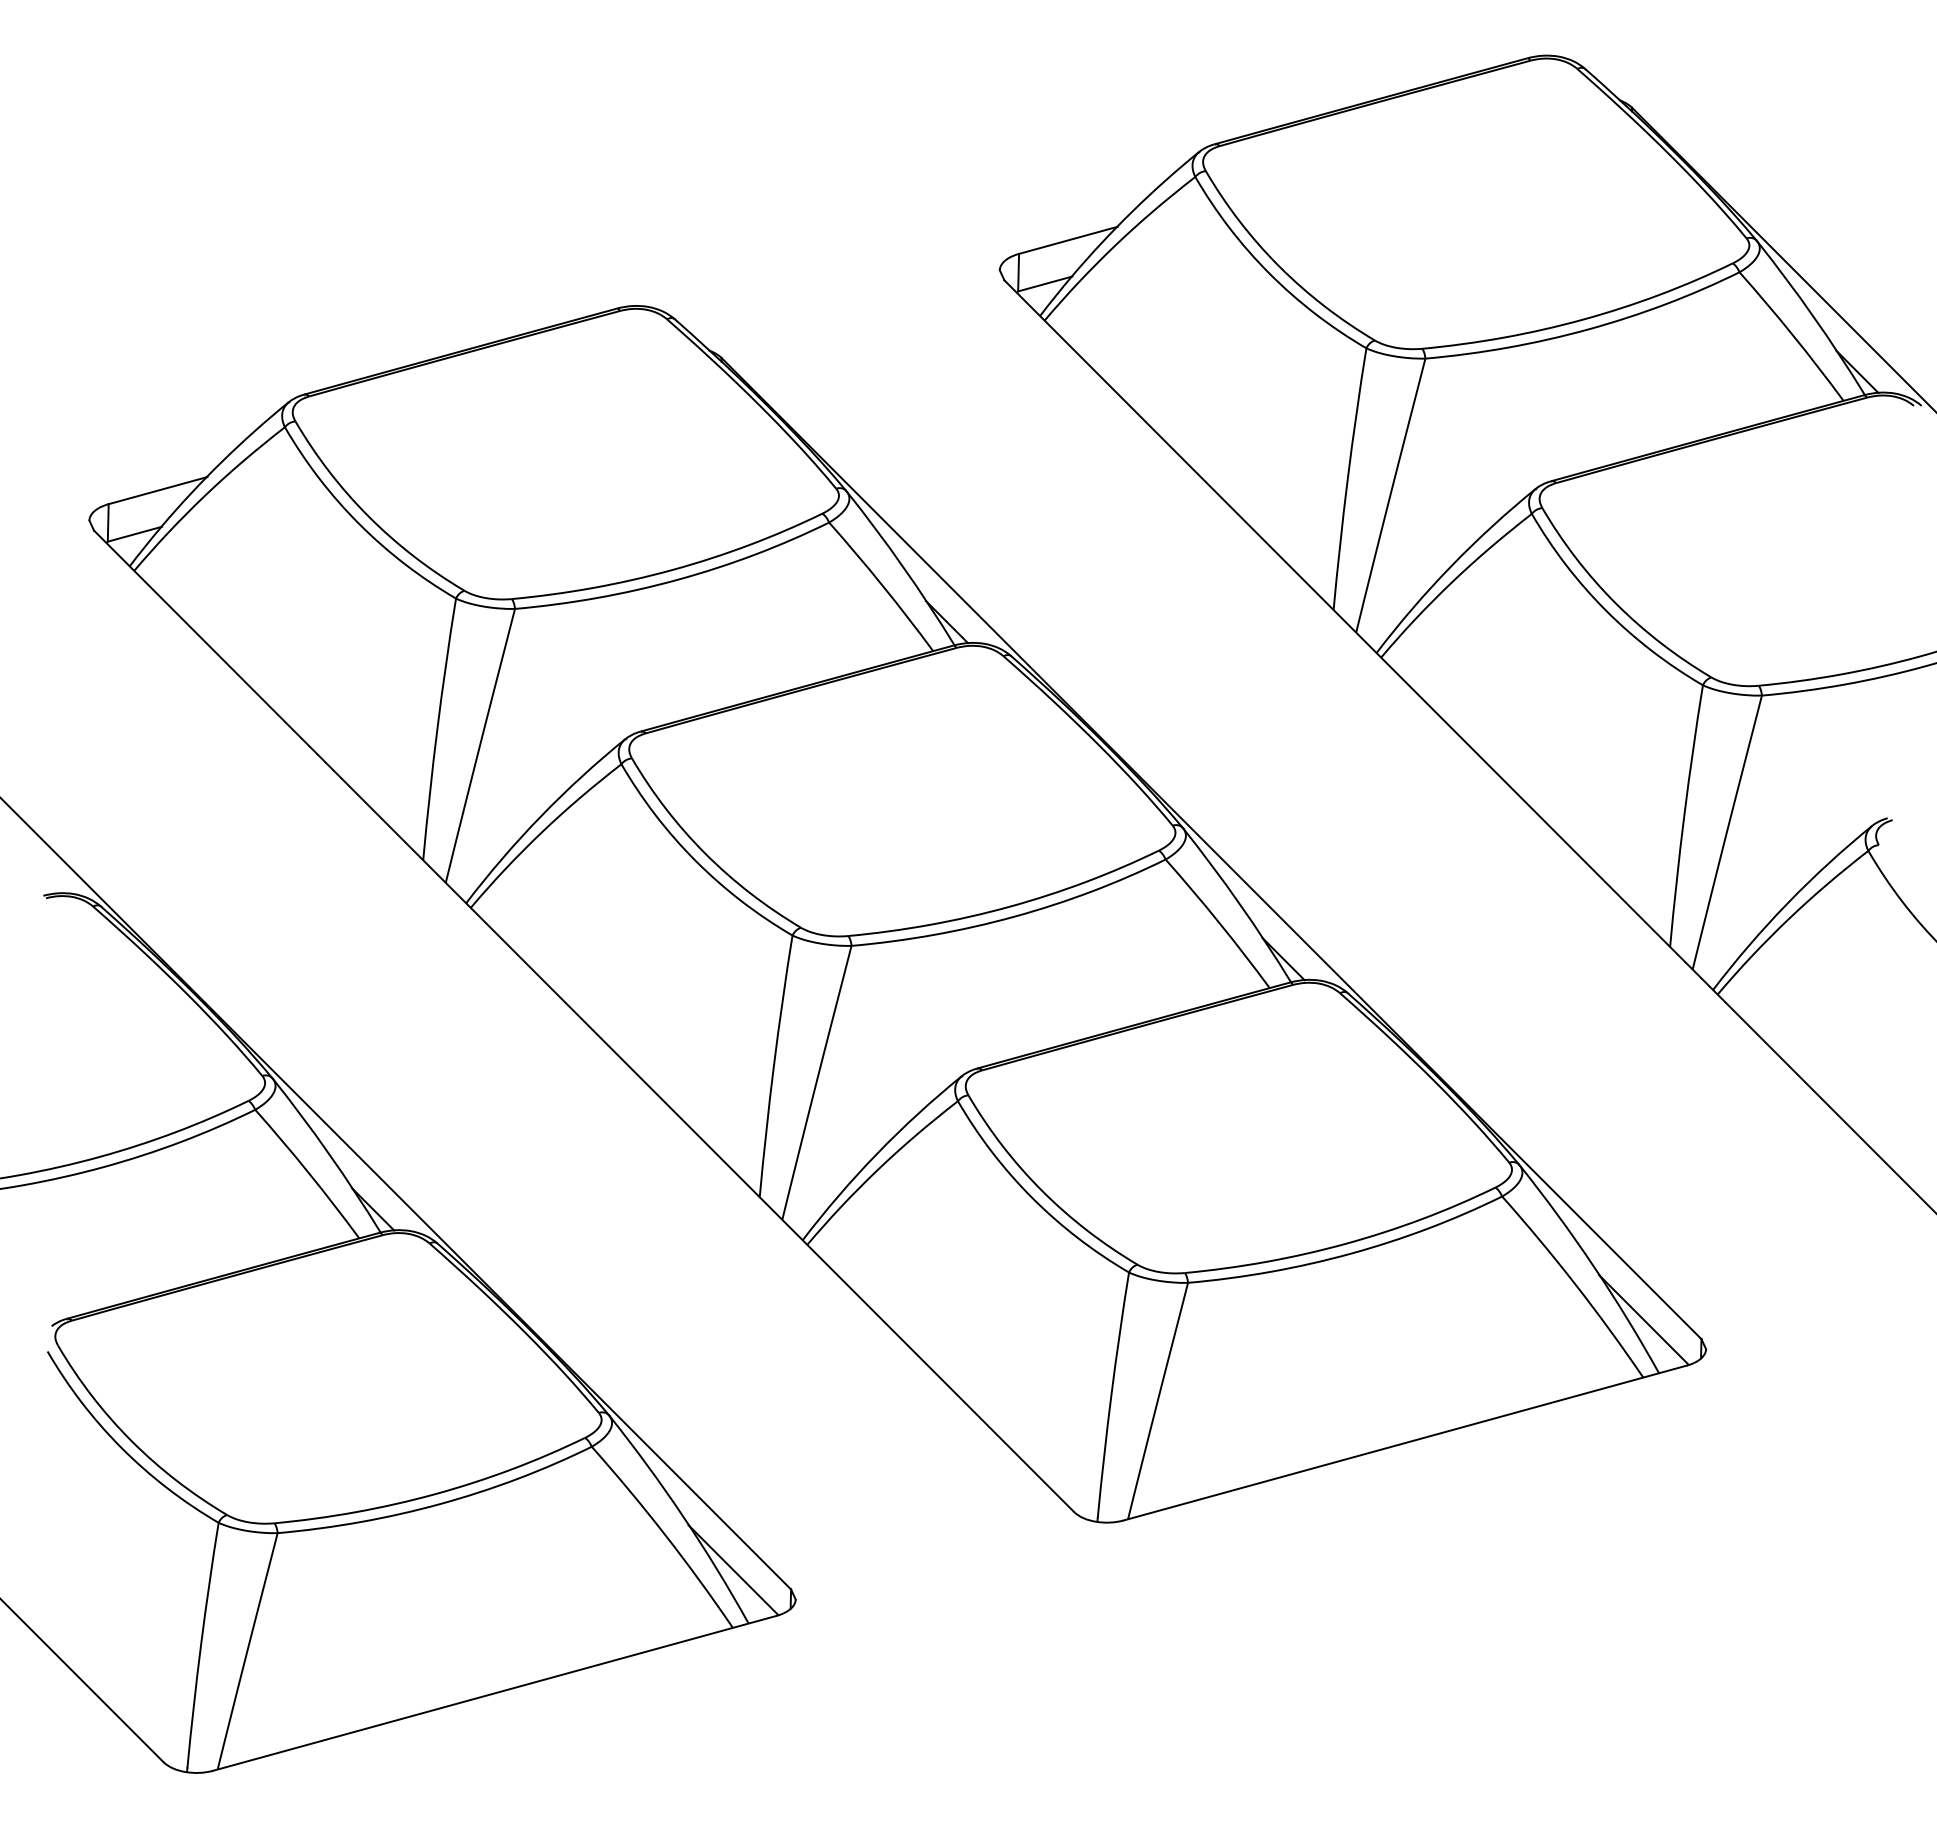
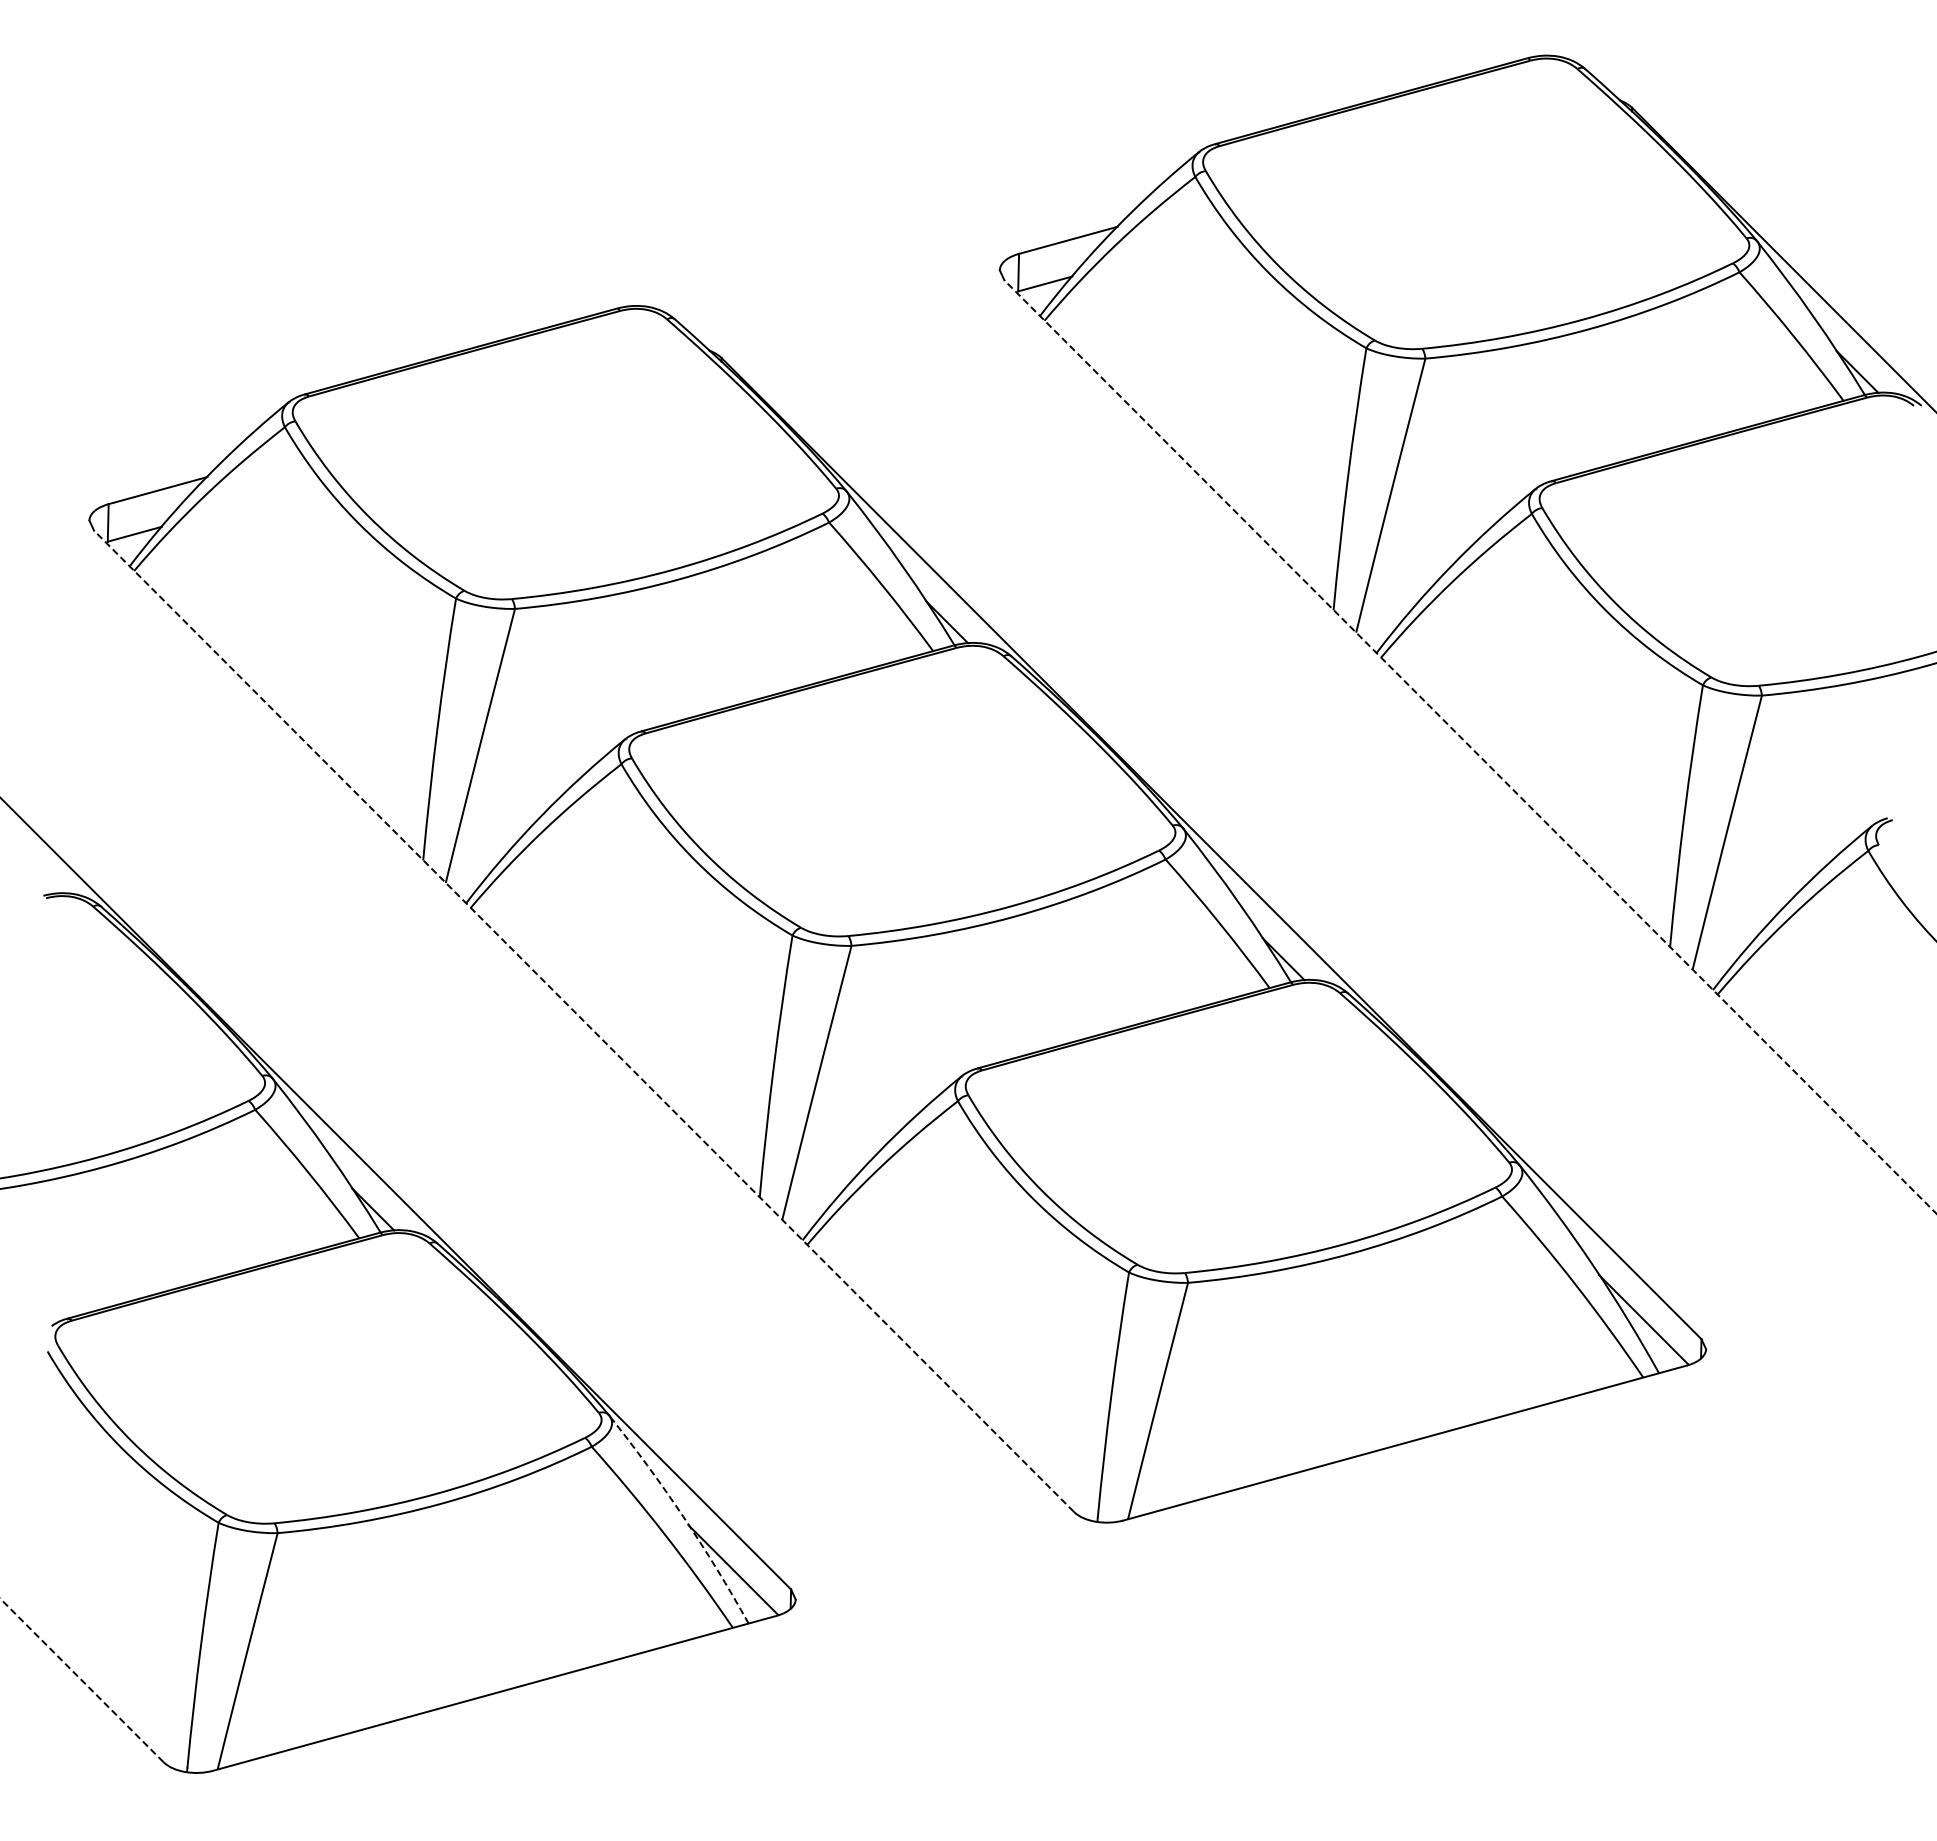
line: solid -> dashed (1470, 747)
line: solid -> dashed (583, 1020)
arc: solid -> dashed (683, 1516)
line: solid -> dashed (81, 1680)
